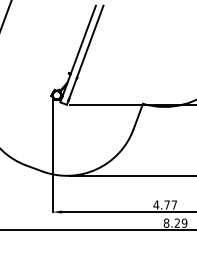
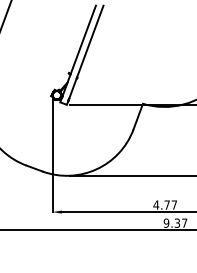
text: 8.29 -> 9.37 (175, 222)
